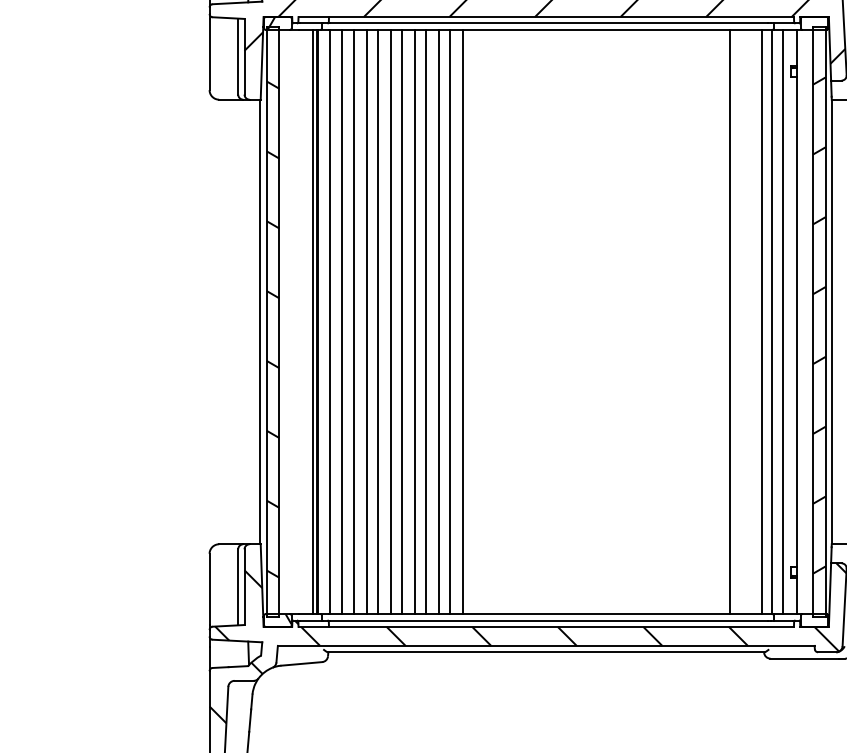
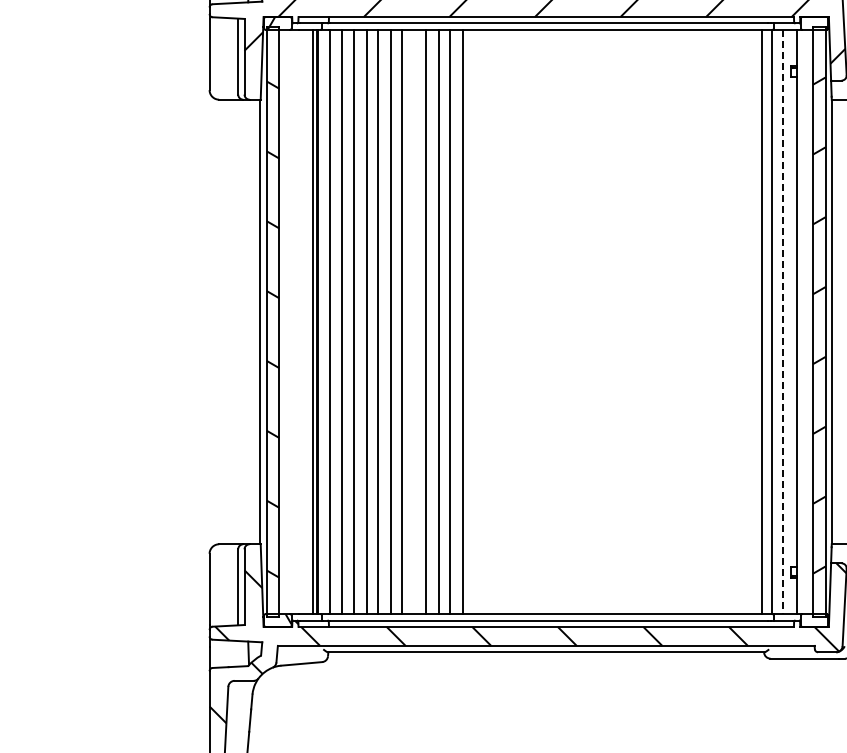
line: present -> none (414, 321)
line: present -> none (730, 321)
line: solid -> dashed (783, 322)
